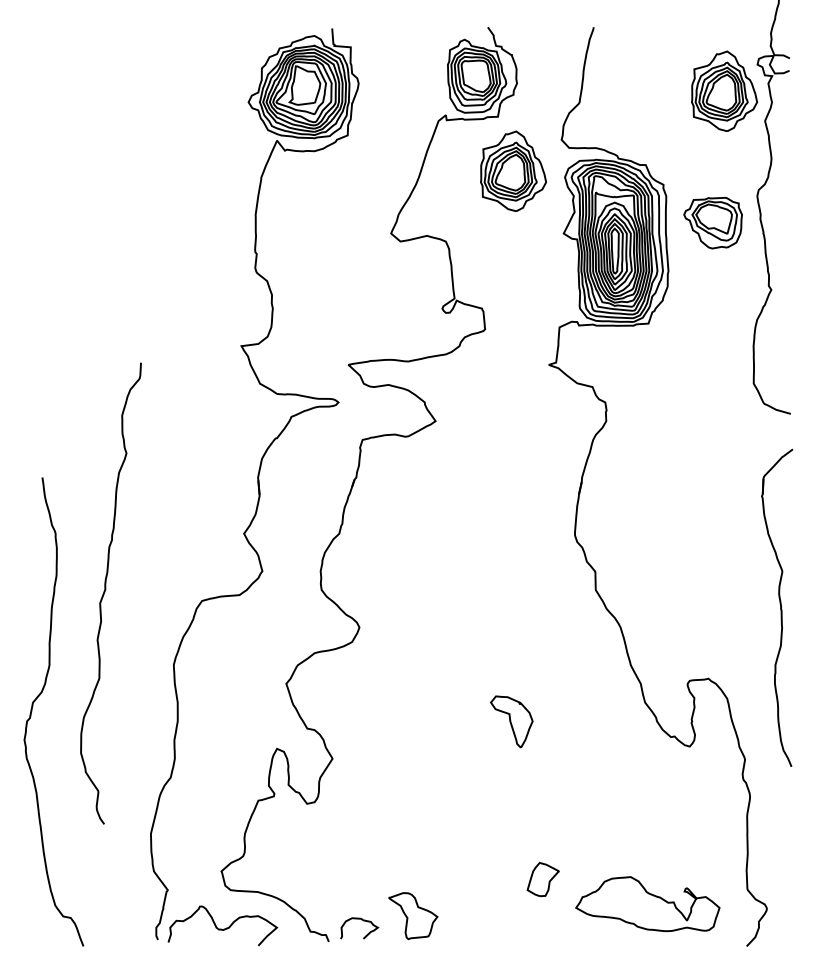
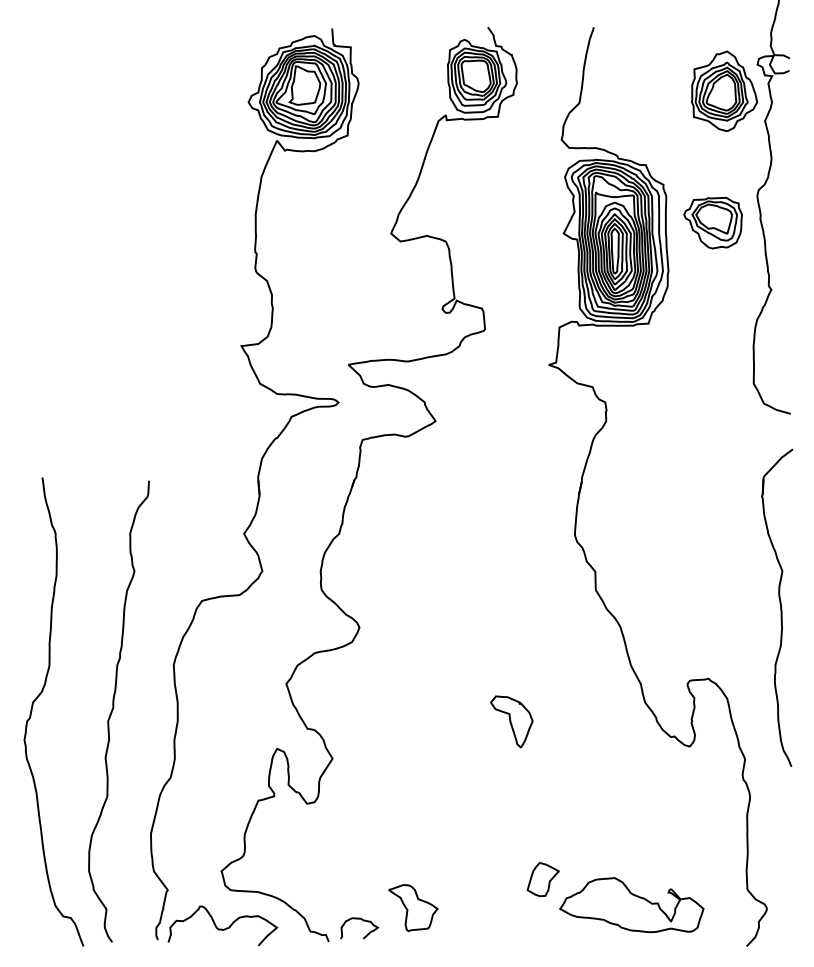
part: present -> none (513, 170)
curve position: (105, 592) -> (113, 710) (113, 710)
part position: (647, 904) -> (631, 905) (631, 905)
part position: (413, 916) -> (413, 908) (413, 908)
